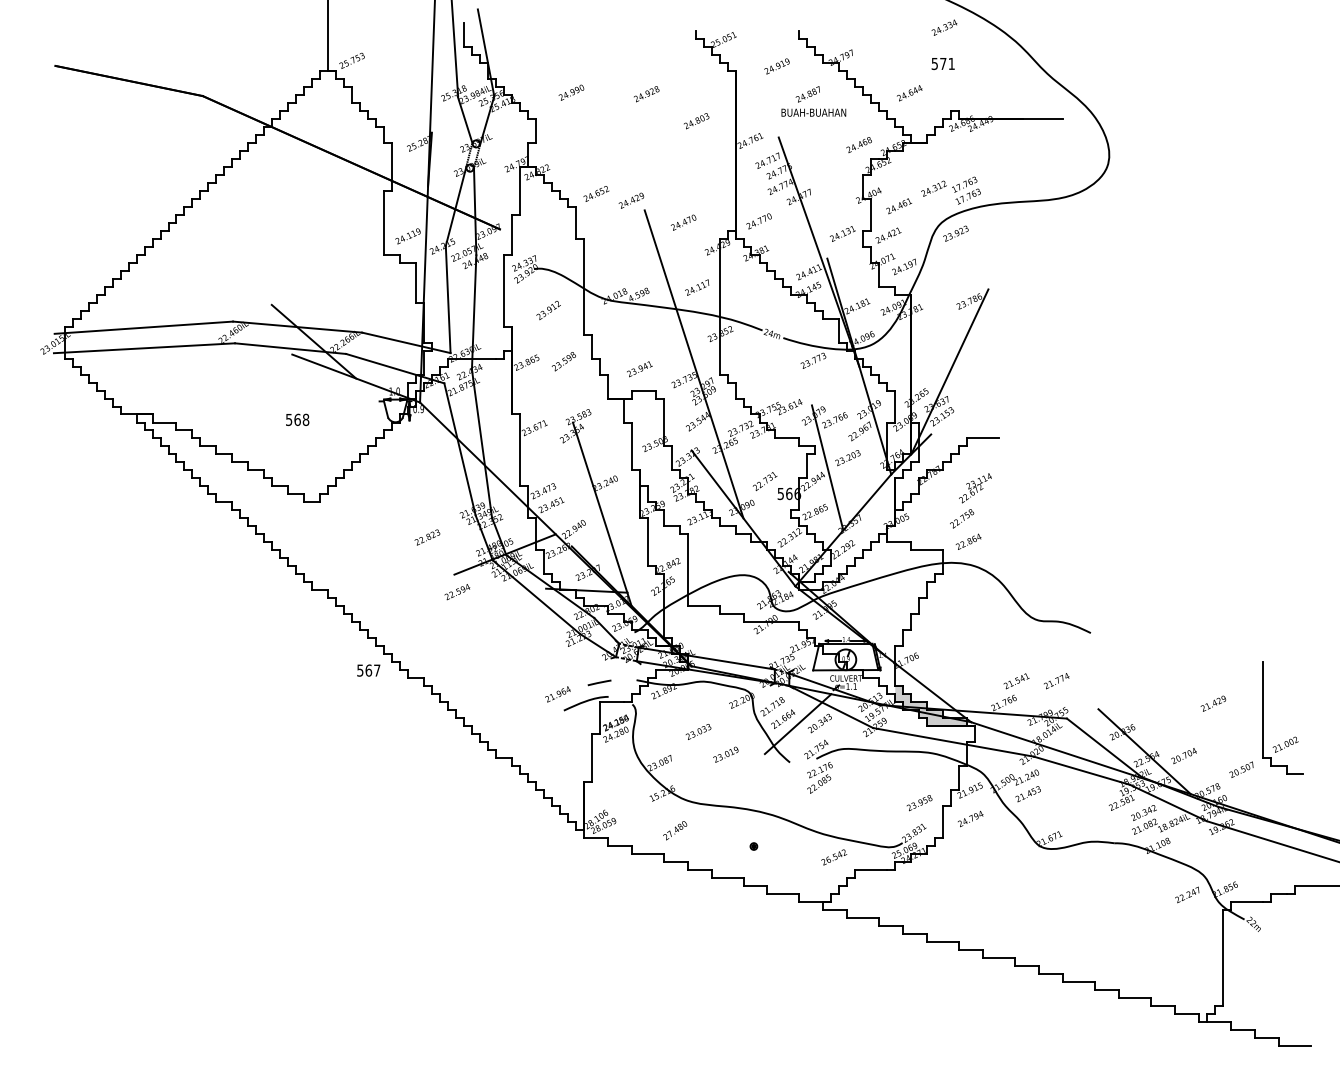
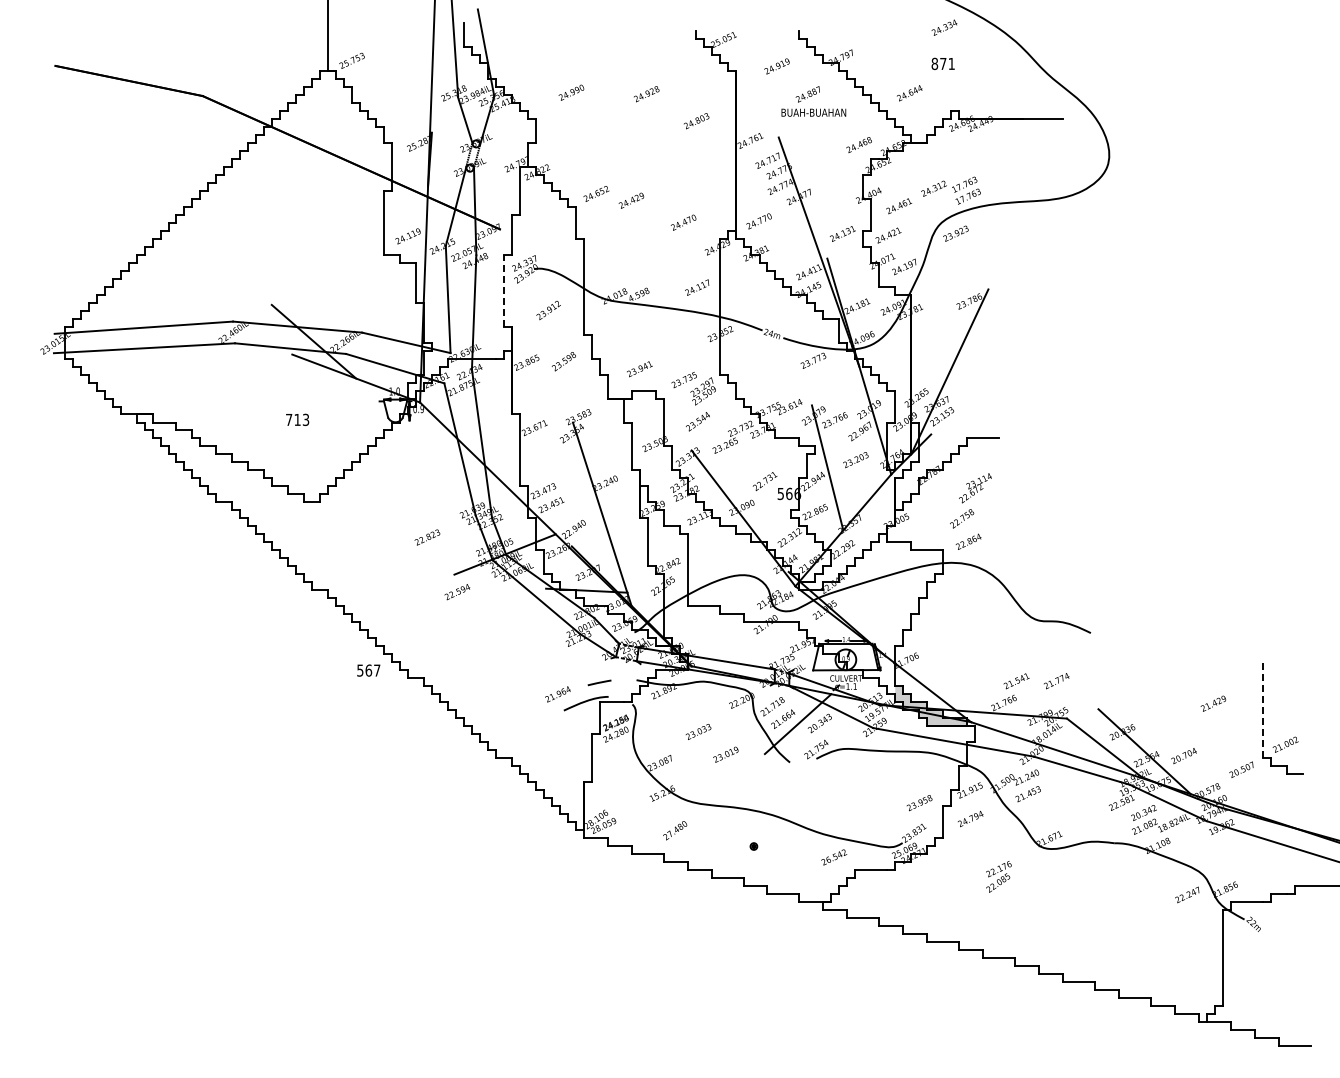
text: 571 -> 871 (934, 63)
line: solid -> dashed (503, 290)
line: present -> none (693, 364)
text: 568 -> 713 (297, 419)
text position: (847, 458) -> (855, 460) (855, 460)
line: solid -> dashed (1262, 710)
text position: (819, 777) -> (998, 876) (998, 876)
